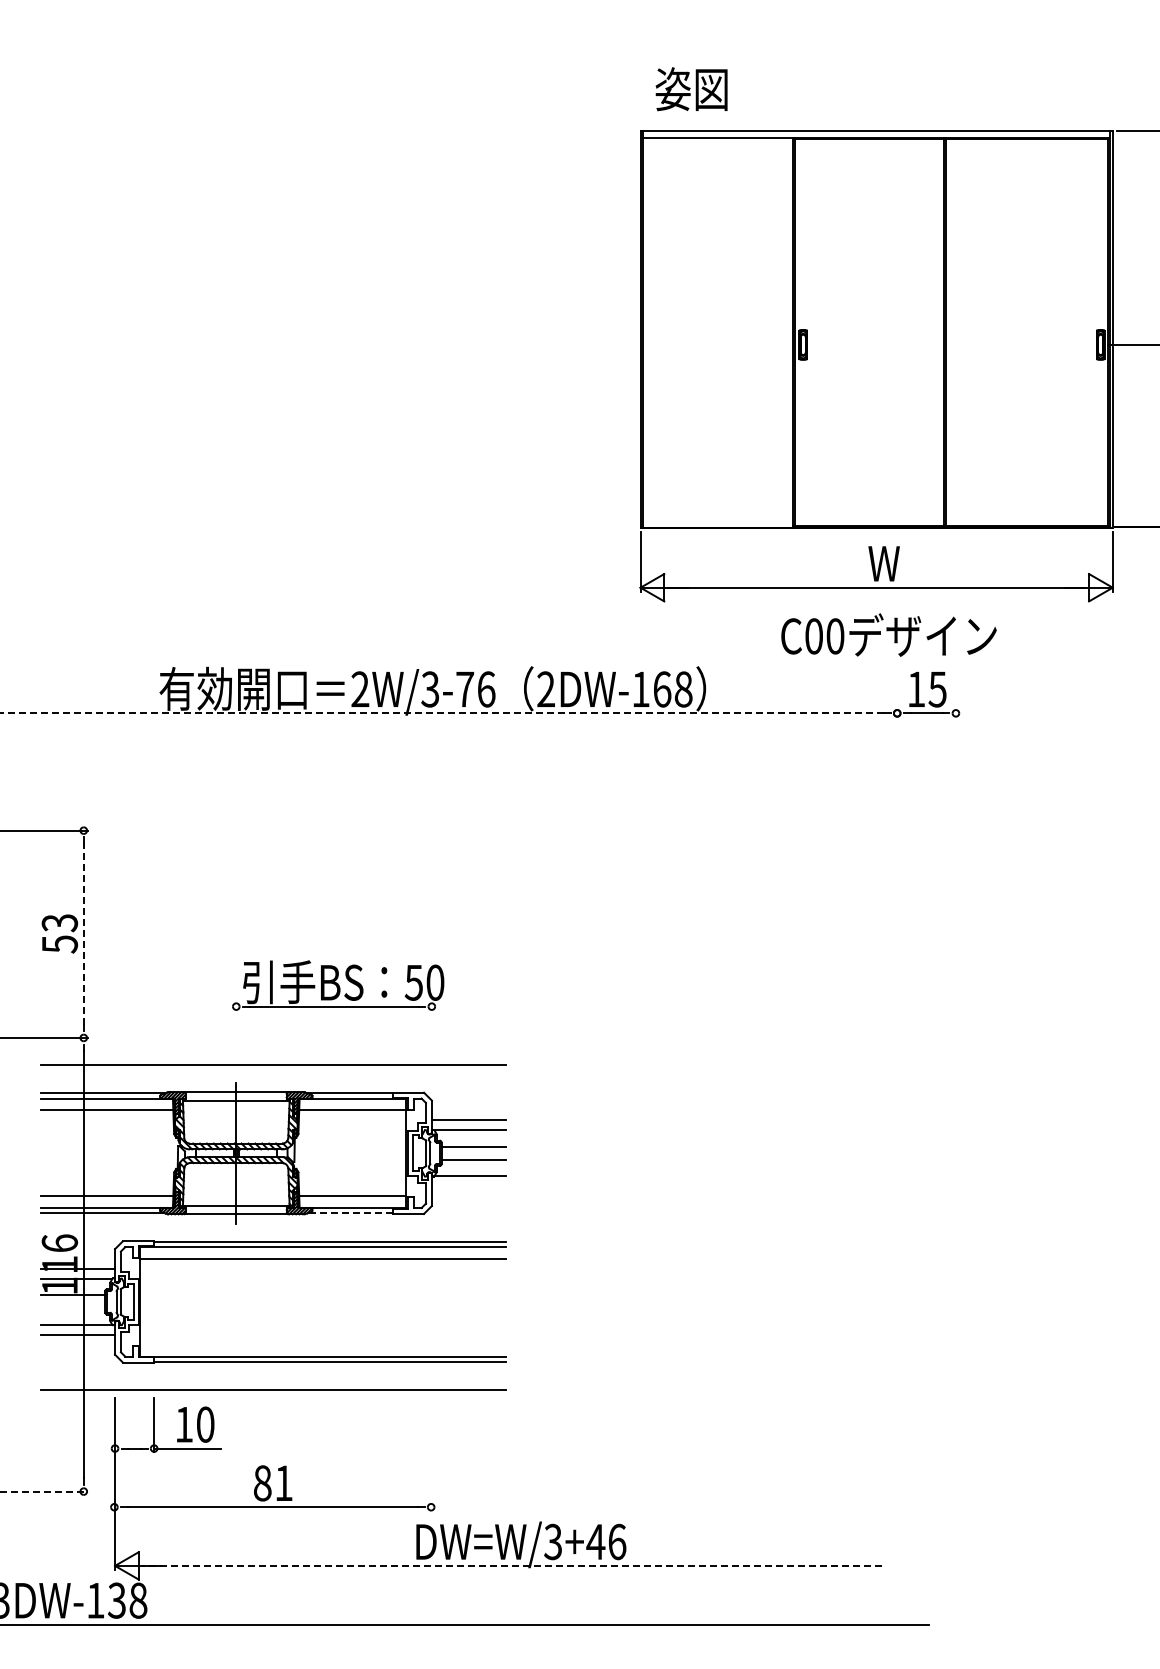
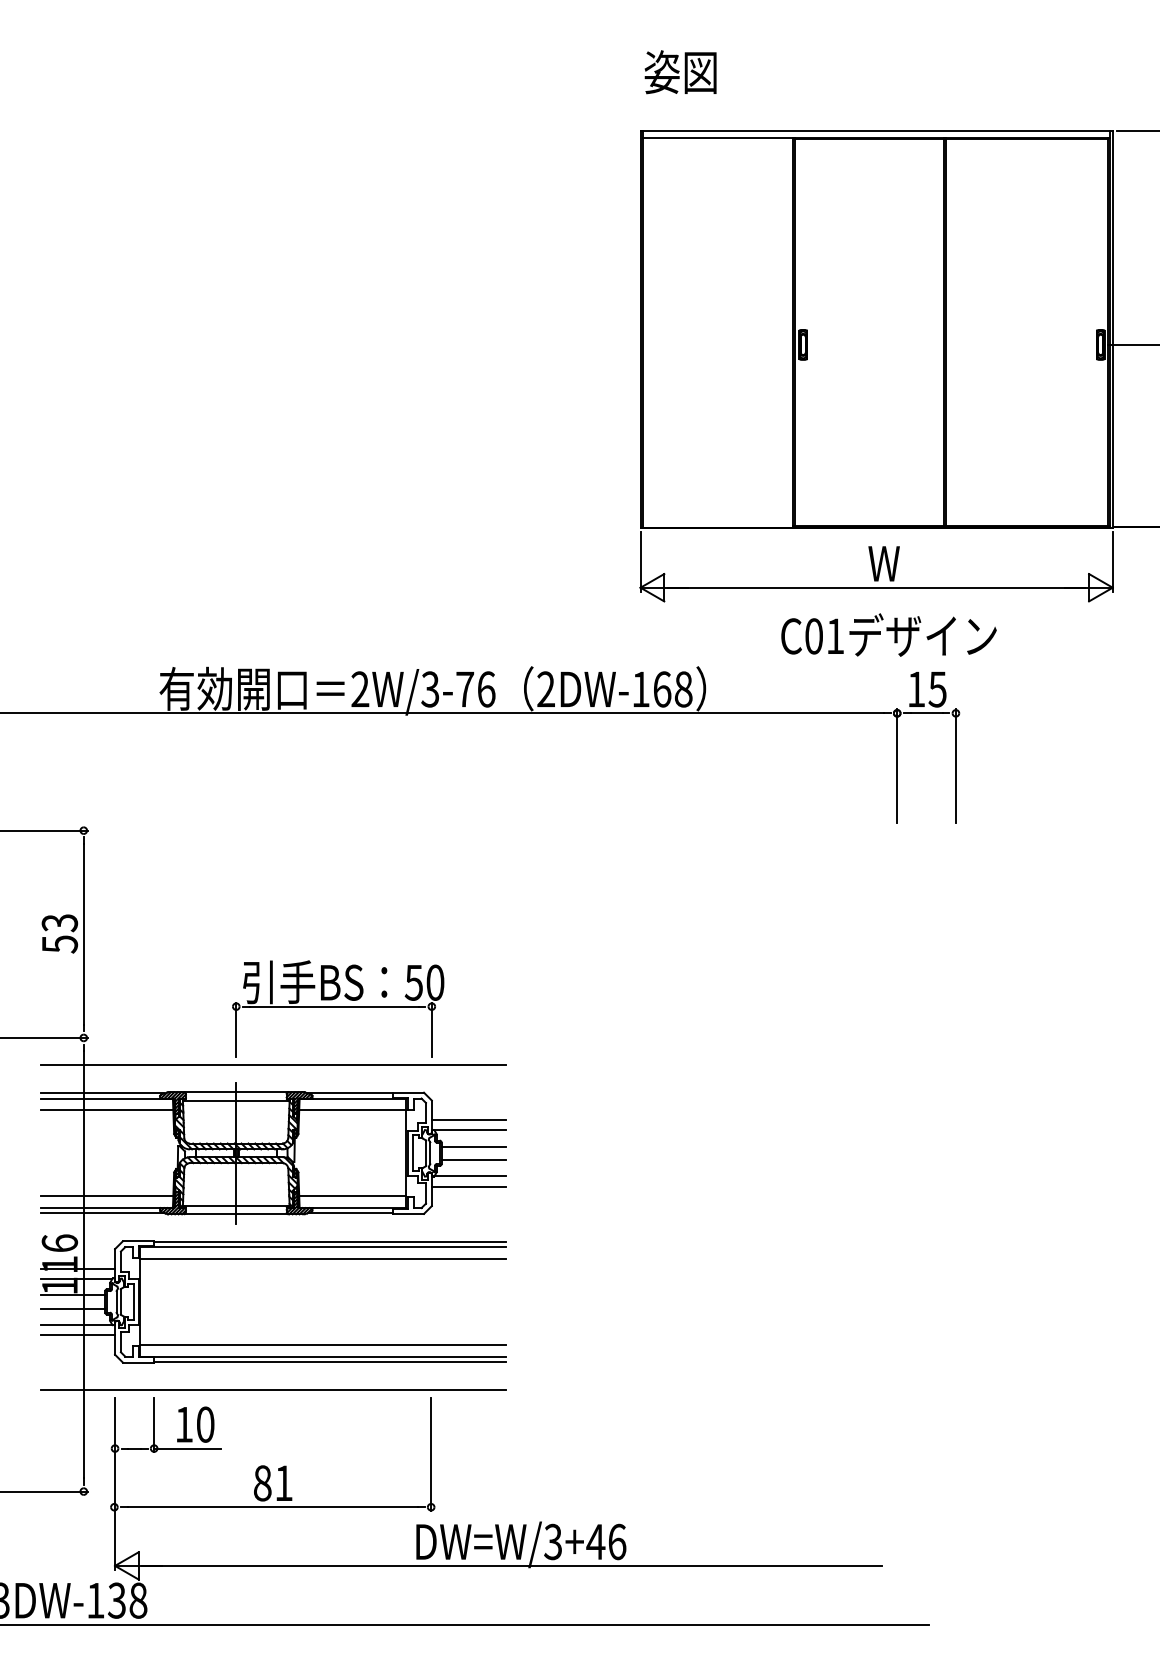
text position: (691, 89) -> (680, 72) (680, 72)
text: C00 -> C01 (835, 636)
line: dashed -> solid (442, 713)
line: none -> present (897, 765)
line: none -> present (955, 765)
line: dashed -> solid (83, 933)
line: none -> present (236, 1029)
line: none -> present (431, 1029)
line: none -> present (468, 1186)
line: dashed -> solid (349, 1213)
line: none -> present (72, 1308)
line: none -> present (323, 1344)
line: none -> present (431, 1454)
line: dashed -> solid (43, 1491)
line: dashed -> solid (512, 1565)
